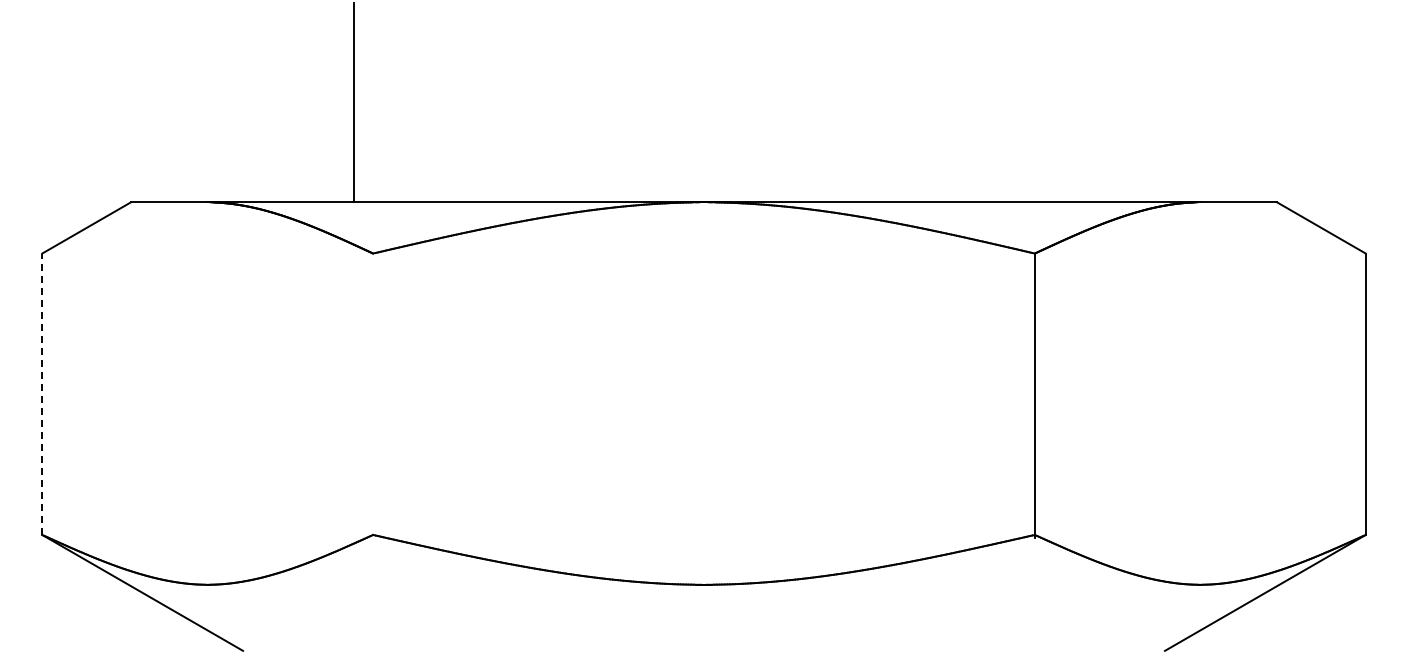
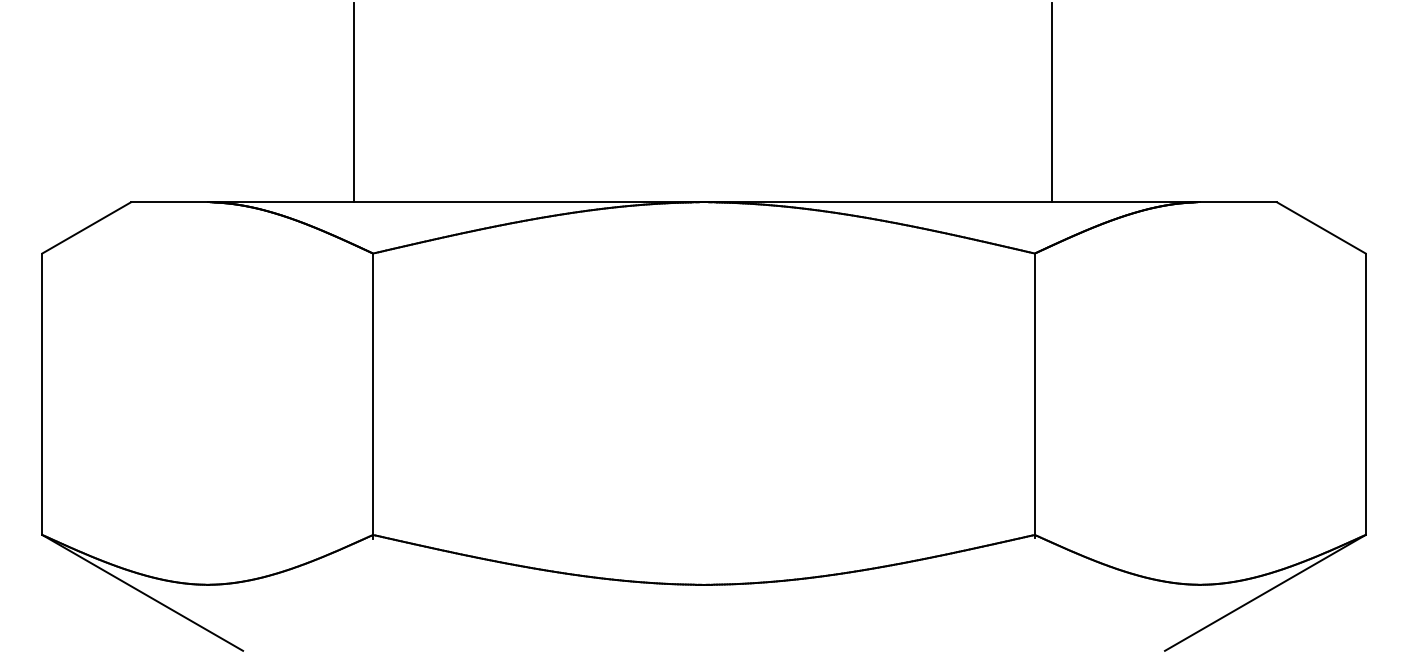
line: none -> present (1051, 102)
line: dashed -> solid (42, 394)
line: none -> present (373, 396)
